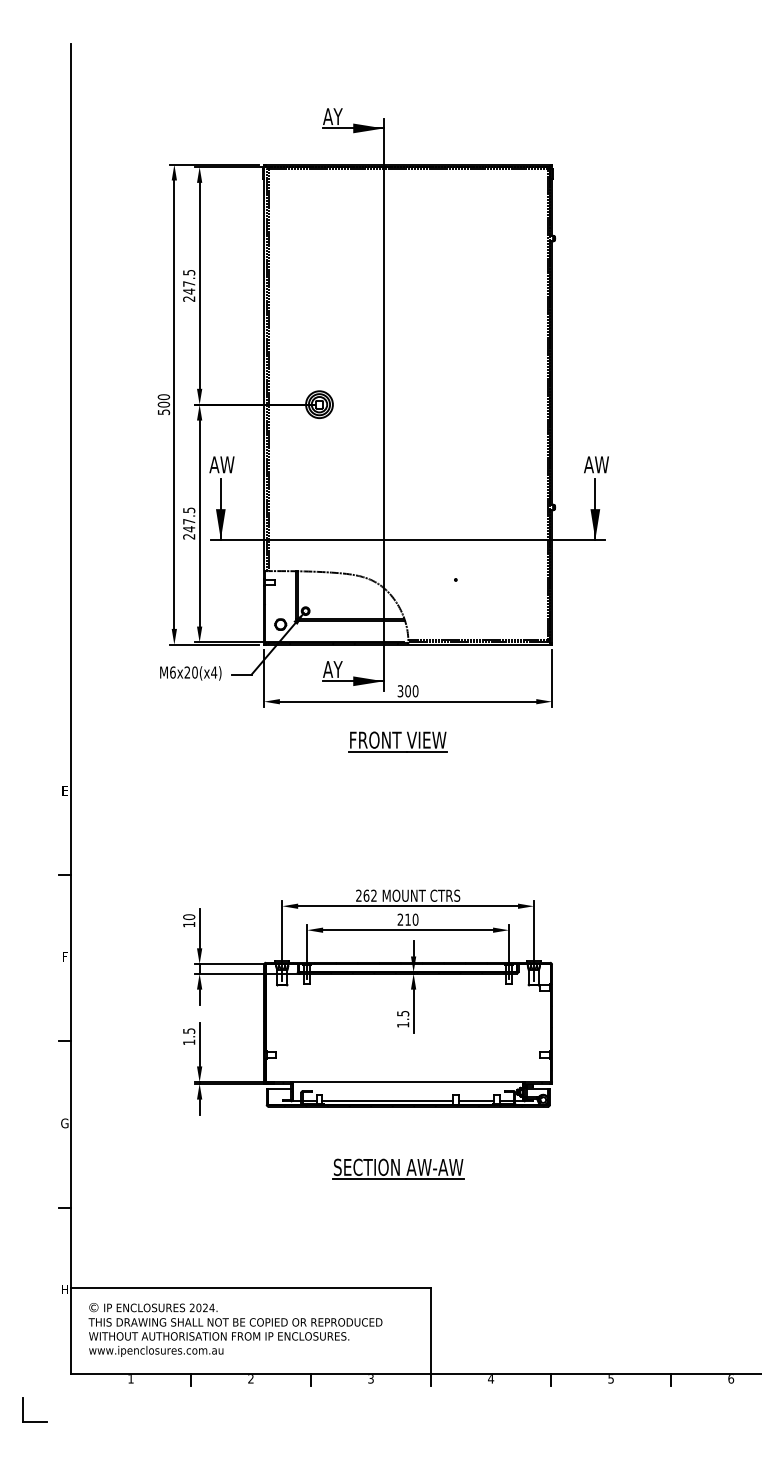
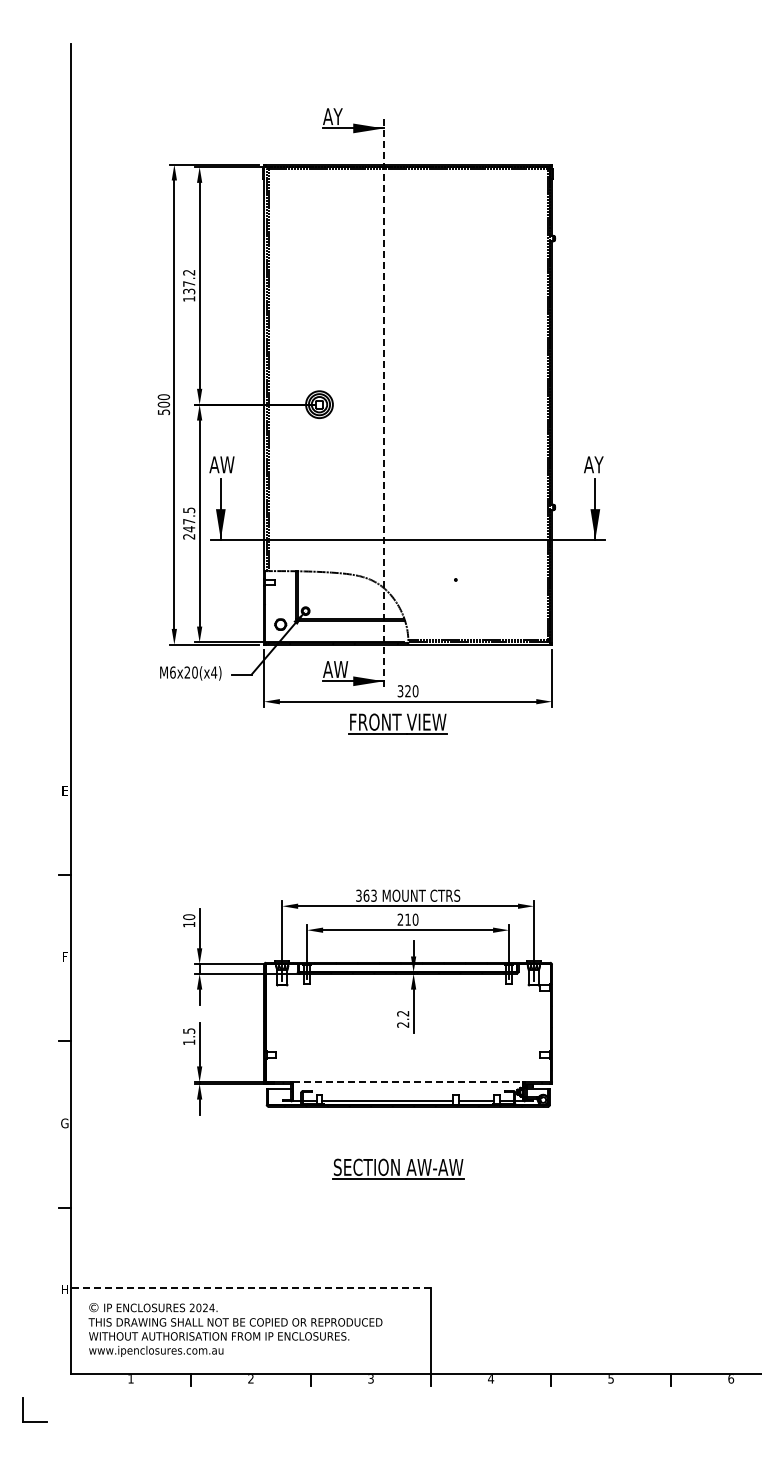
text: 247.5 -> 137.2 (189, 285)
line: solid -> dashed (383, 405)
text: AW -> AY (601, 464)
text: AY -> AW (340, 669)
text: 300 -> 320 (407, 691)
part position: (397, 741) -> (397, 723) (397, 723)
text: 262 -> 363 (366, 895)
text: 1.5 -> 2.2 (403, 1019)
line: solid -> dashed (408, 1082)
line: solid -> dashed (250, 1287)
